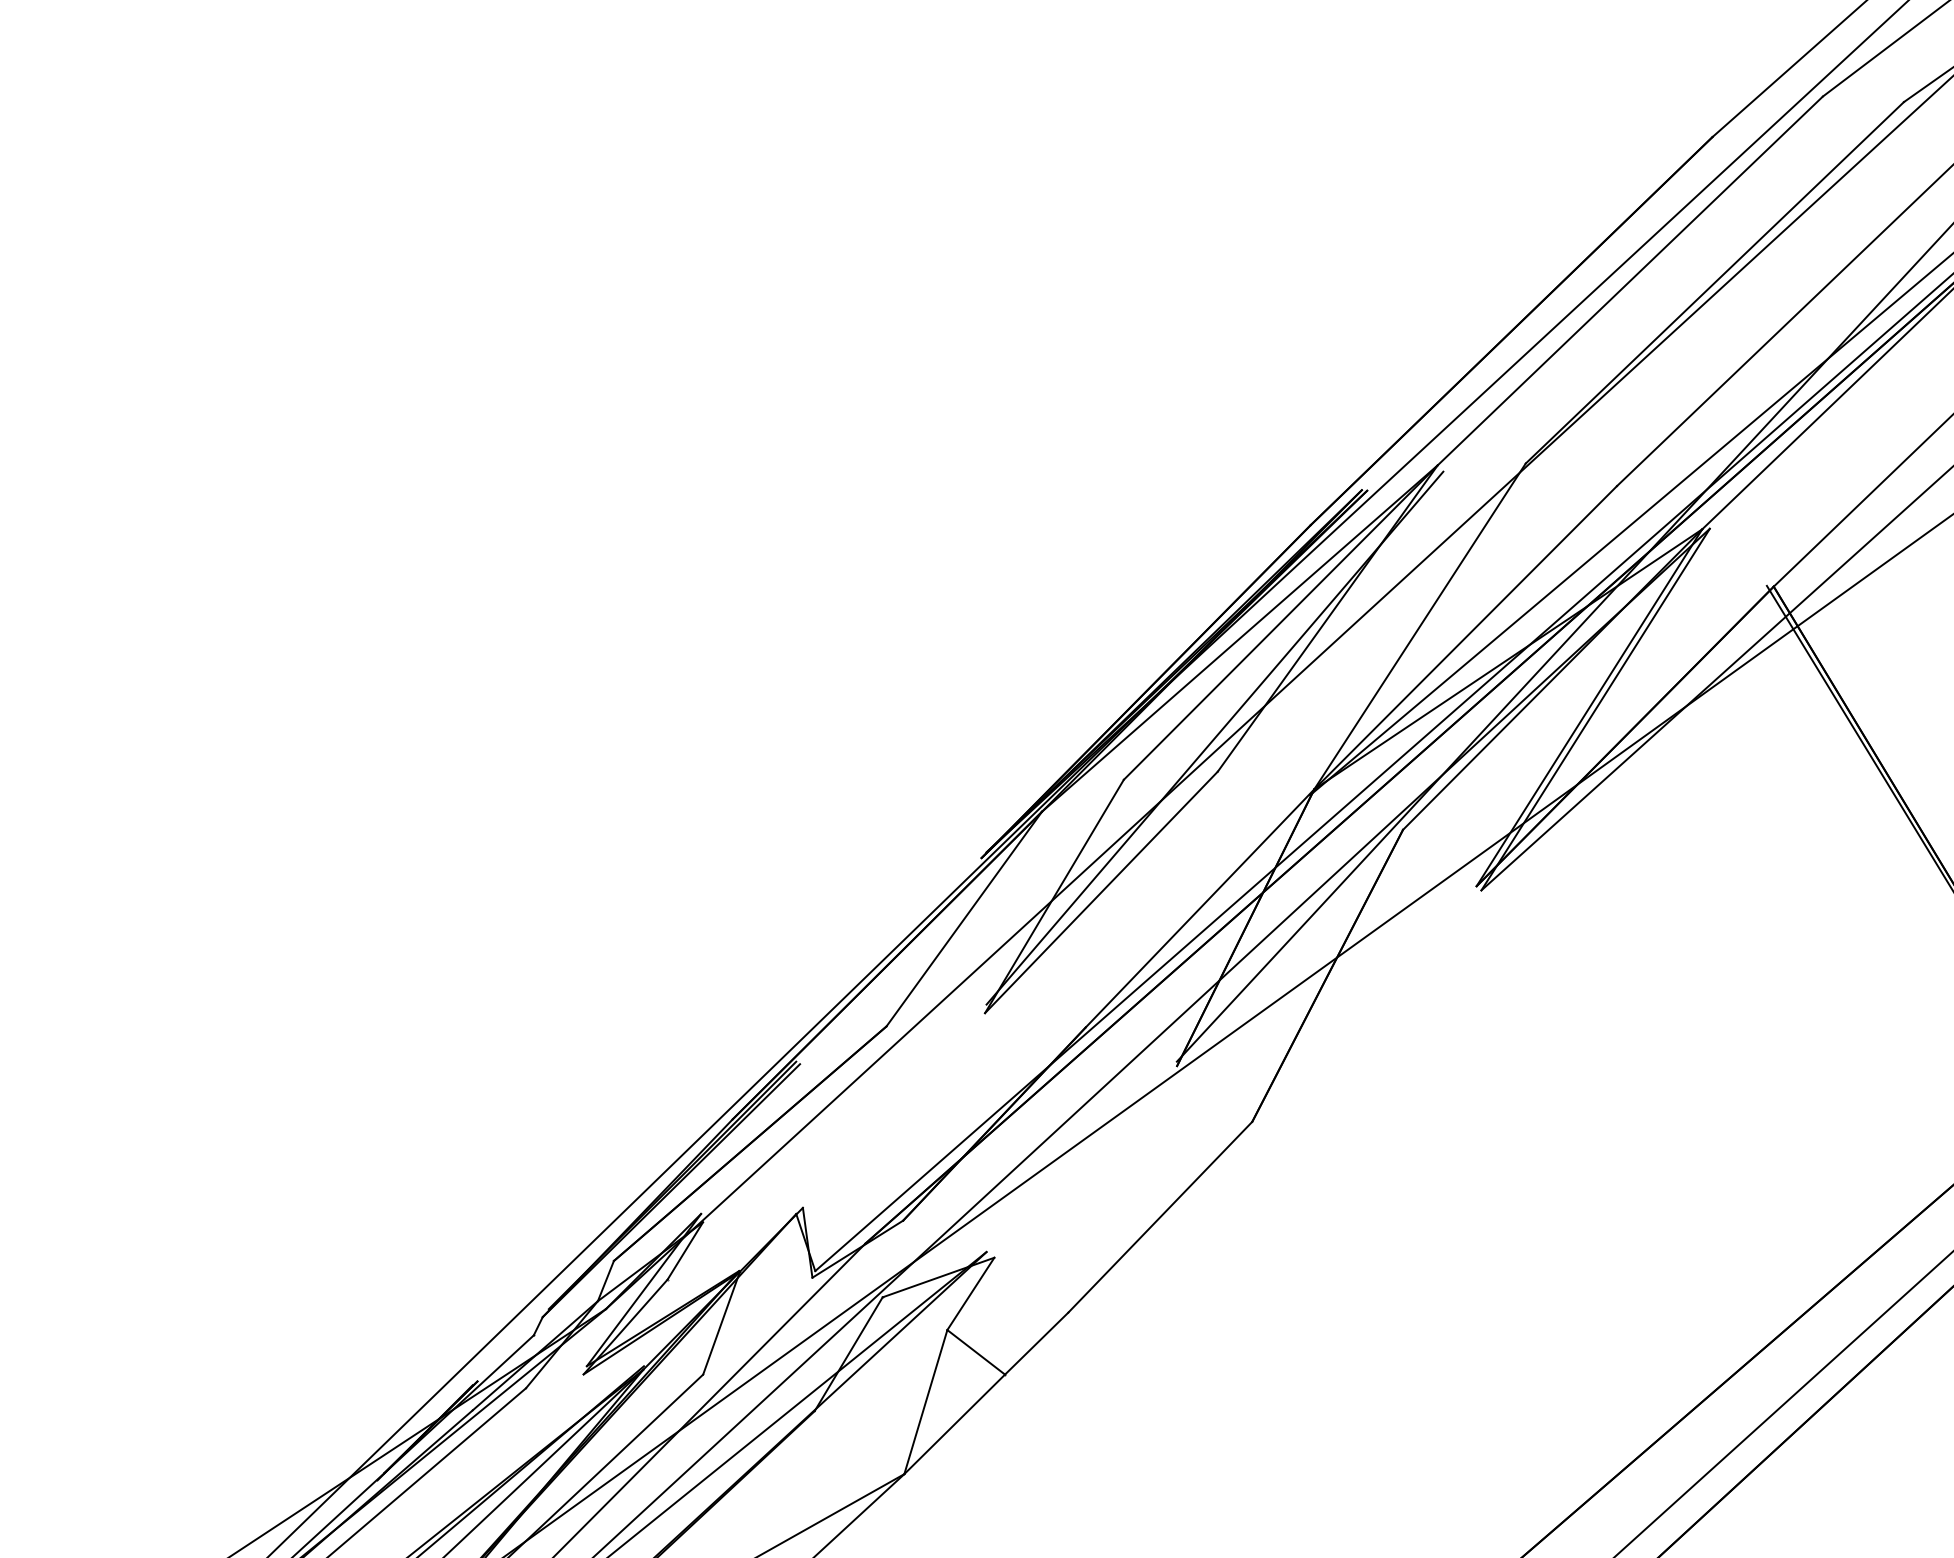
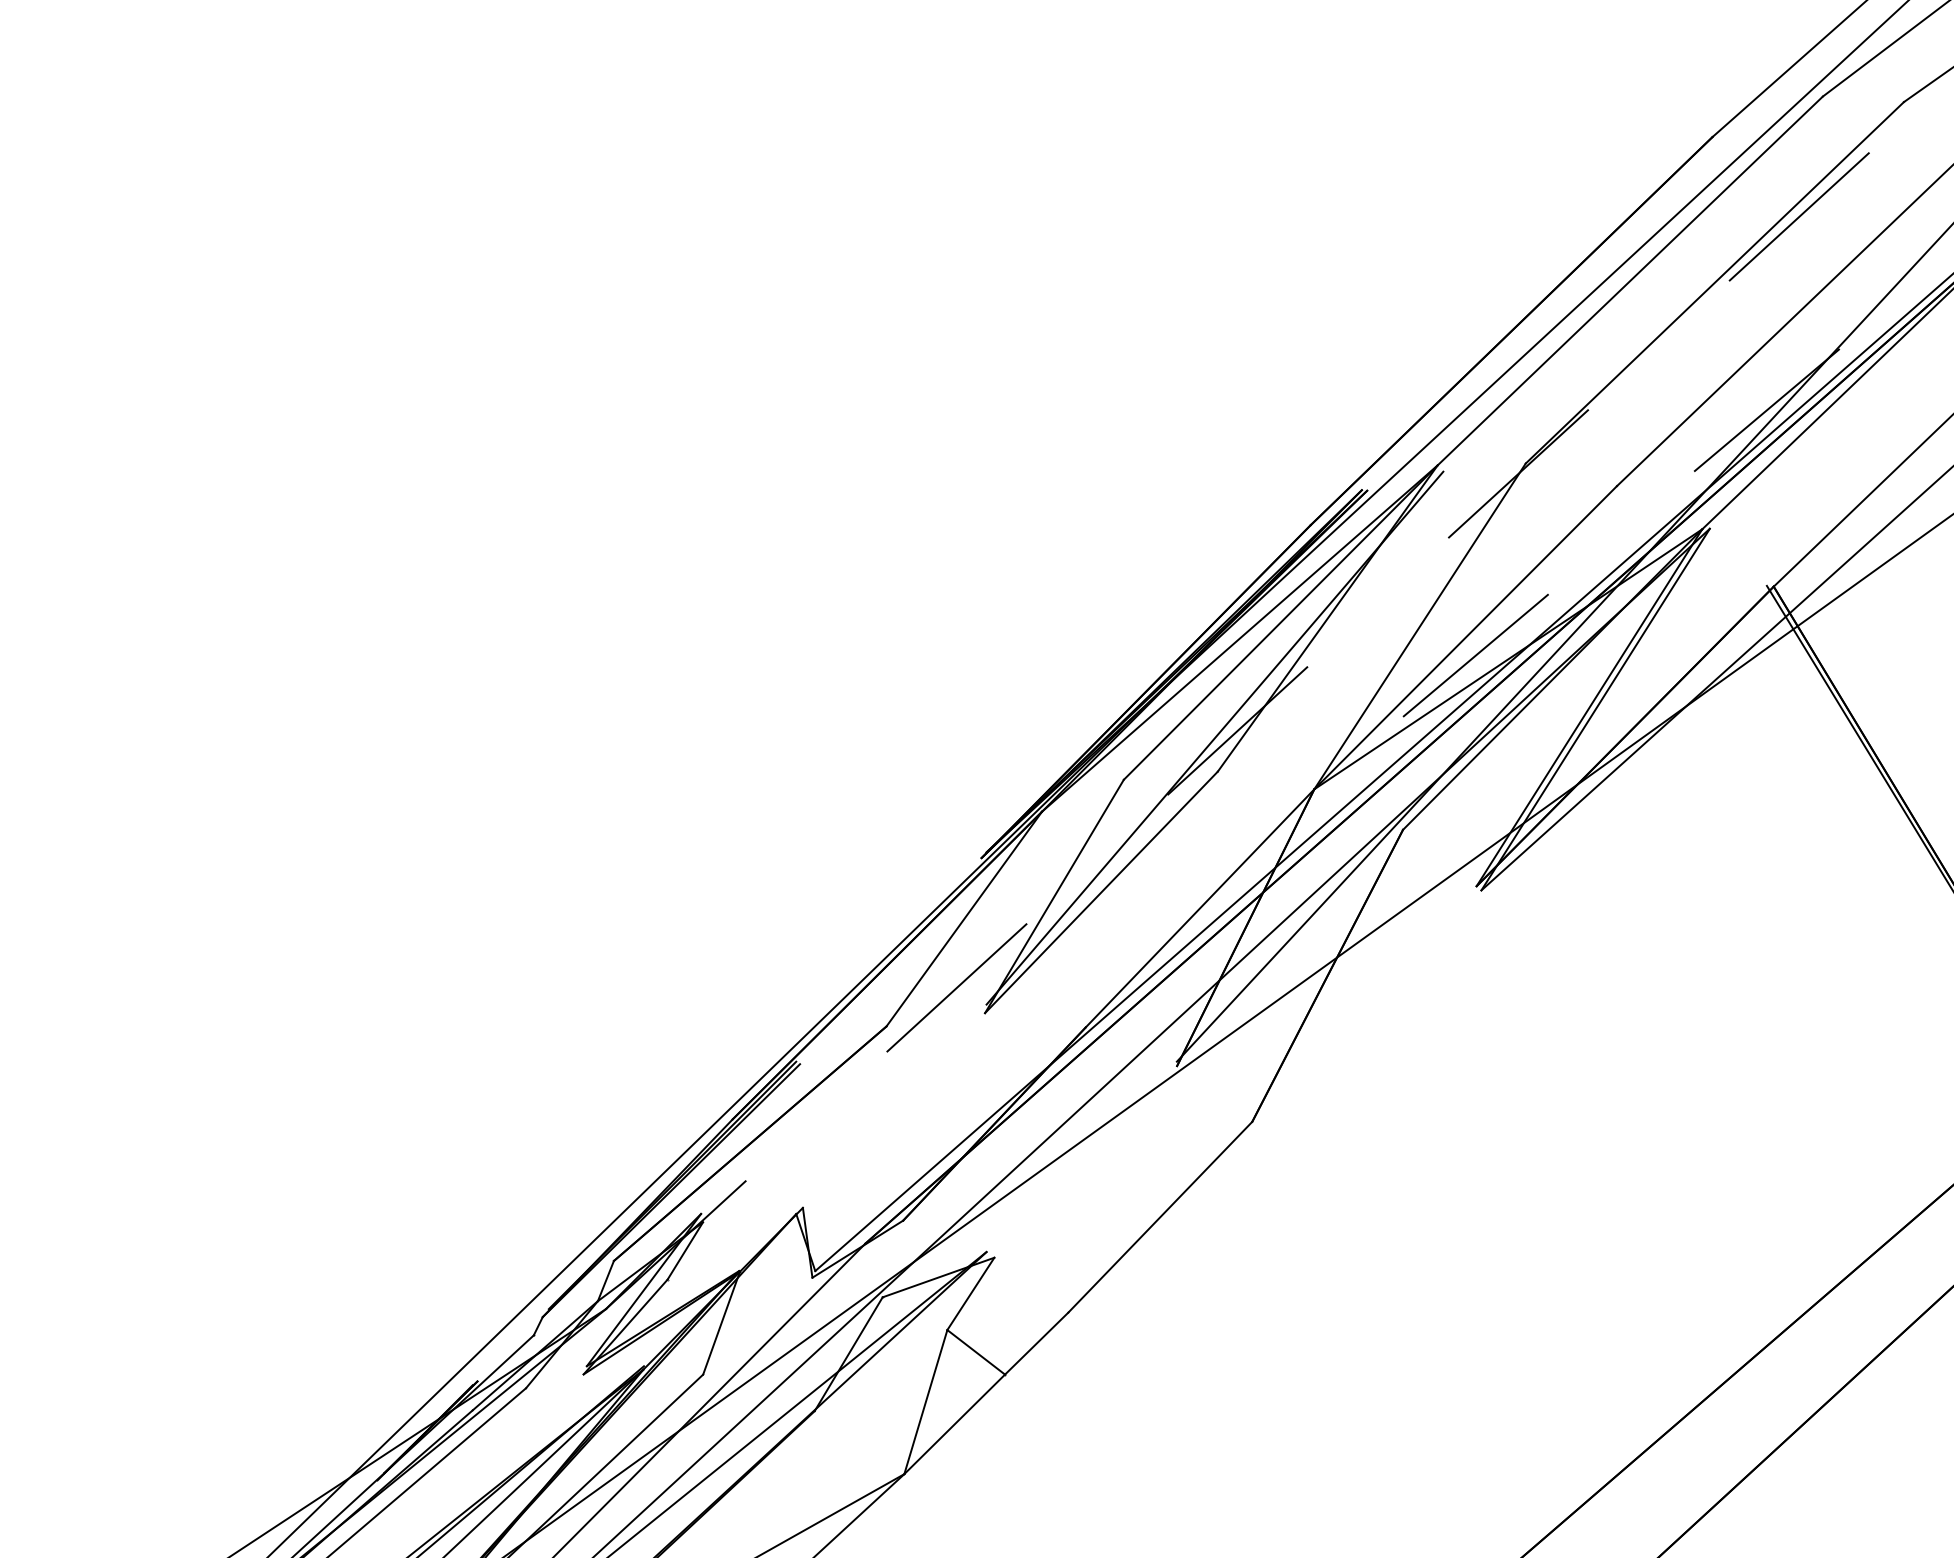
line: solid -> dashed (1631, 524)
line: solid -> dashed (1280, 692)
line: present -> none (1783, 1403)
